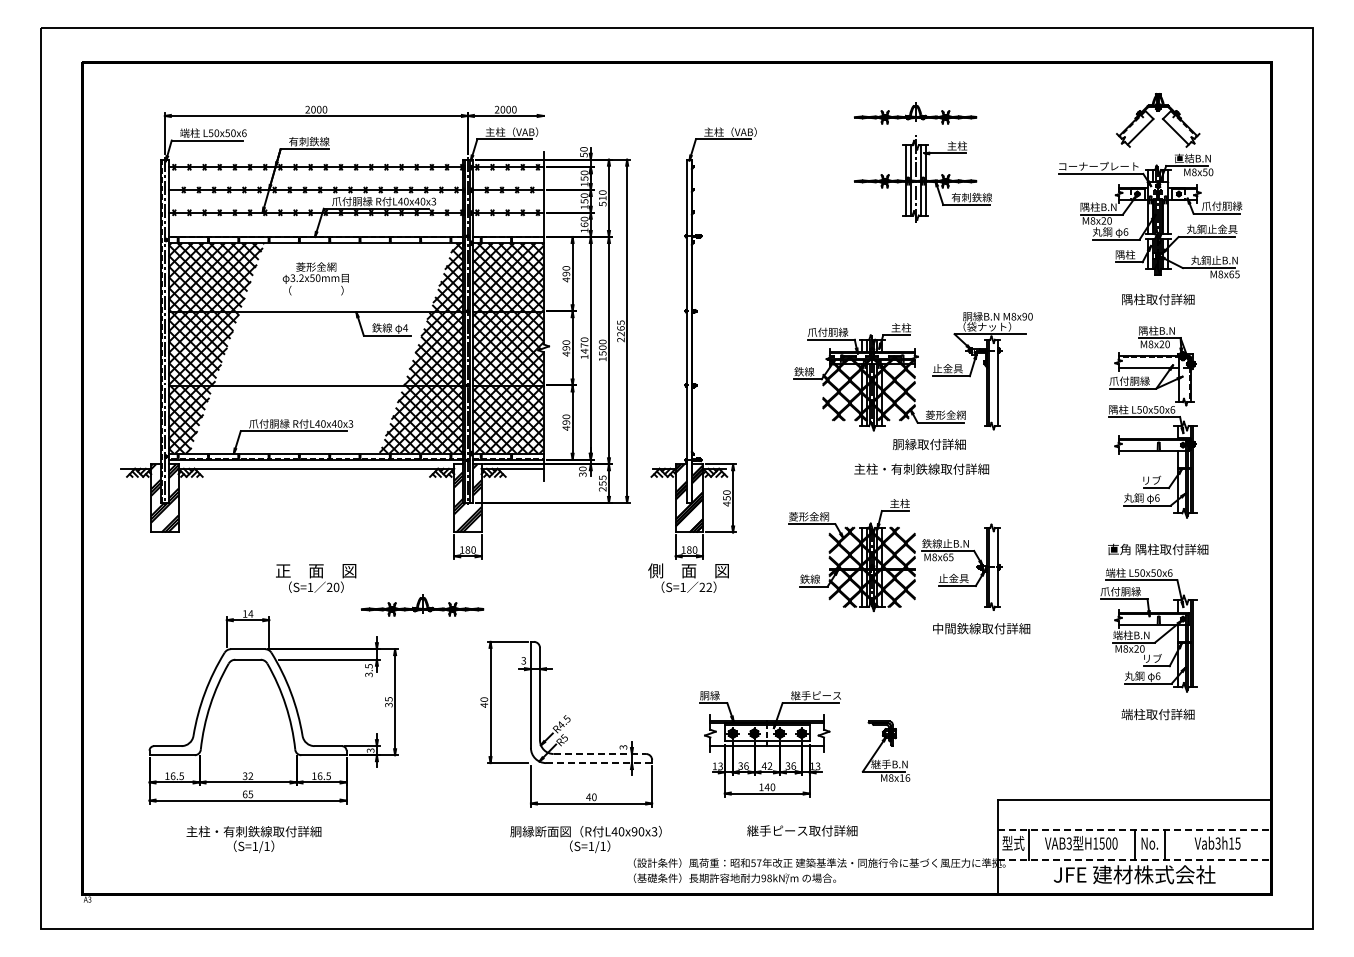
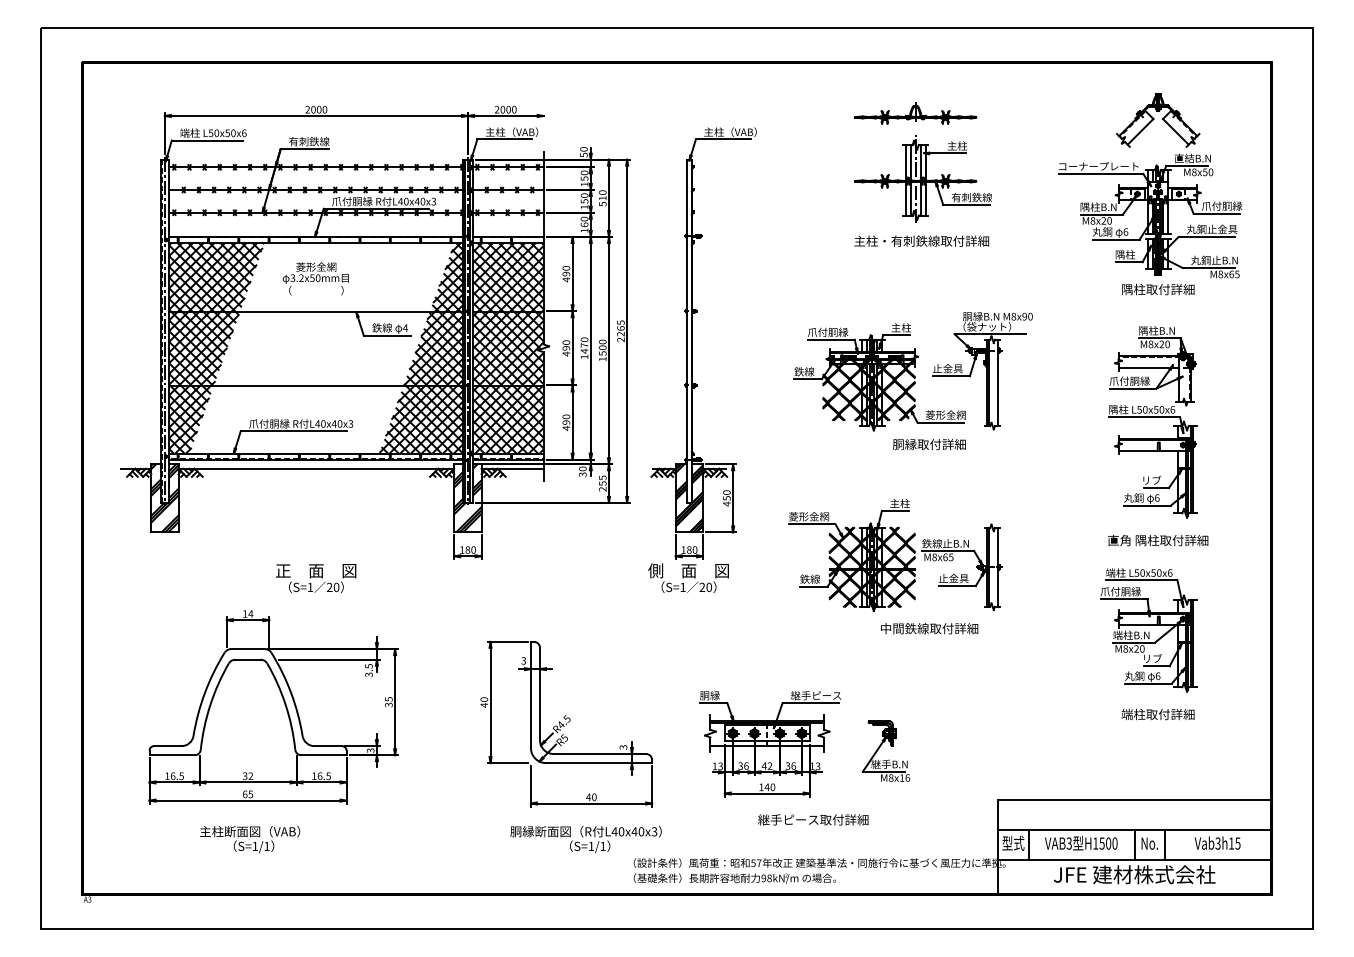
text position: (1158, 299) -> (1158, 289) (1158, 289)
text position: (921, 468) -> (921, 240) (921, 240)
text position: (1158, 549) -> (1158, 540) (1158, 540)
text: 22 -> 20 (709, 587)
part: present -> none (422, 605)
text position: (981, 628) -> (929, 628) (929, 628)
line: dashed -> solid (600, 754)
line: dashed -> solid (599, 763)
text position: (802, 830) -> (813, 819) (813, 819)
line: dashed -> solid (1135, 830)
text: 主柱・有刺鉄線取付詳細 -> 主柱断面図（VAB） (253, 831)
text: L40x90x3 -> L40x40x3 (634, 831)
line: dashed -> solid (1135, 860)
